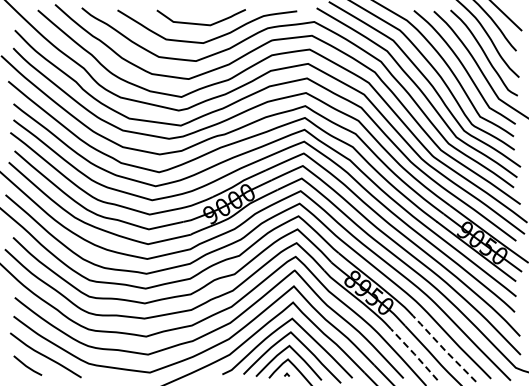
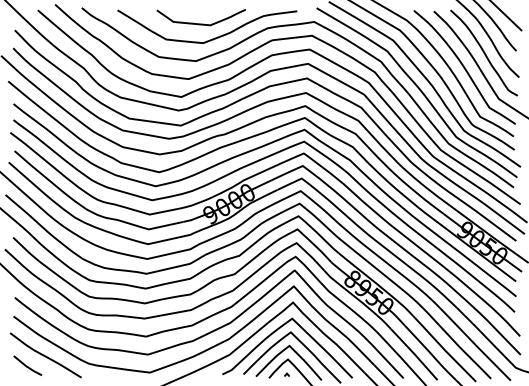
line: dashed -> solid (443, 349)
line: dashed -> solid (414, 354)
